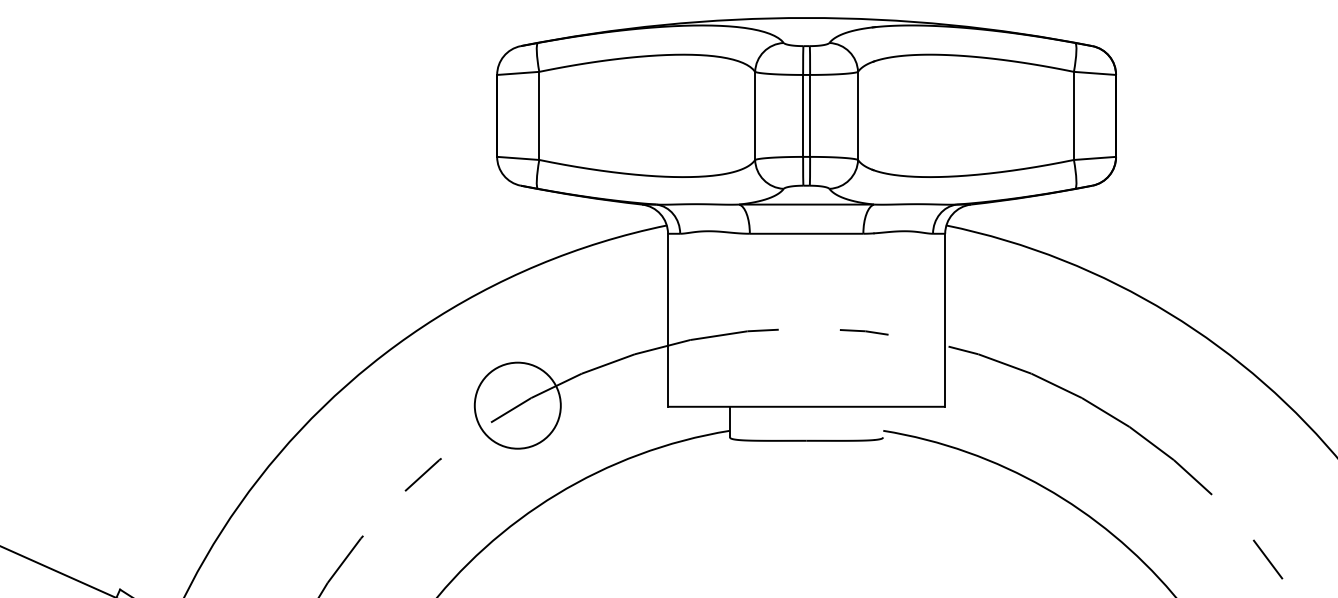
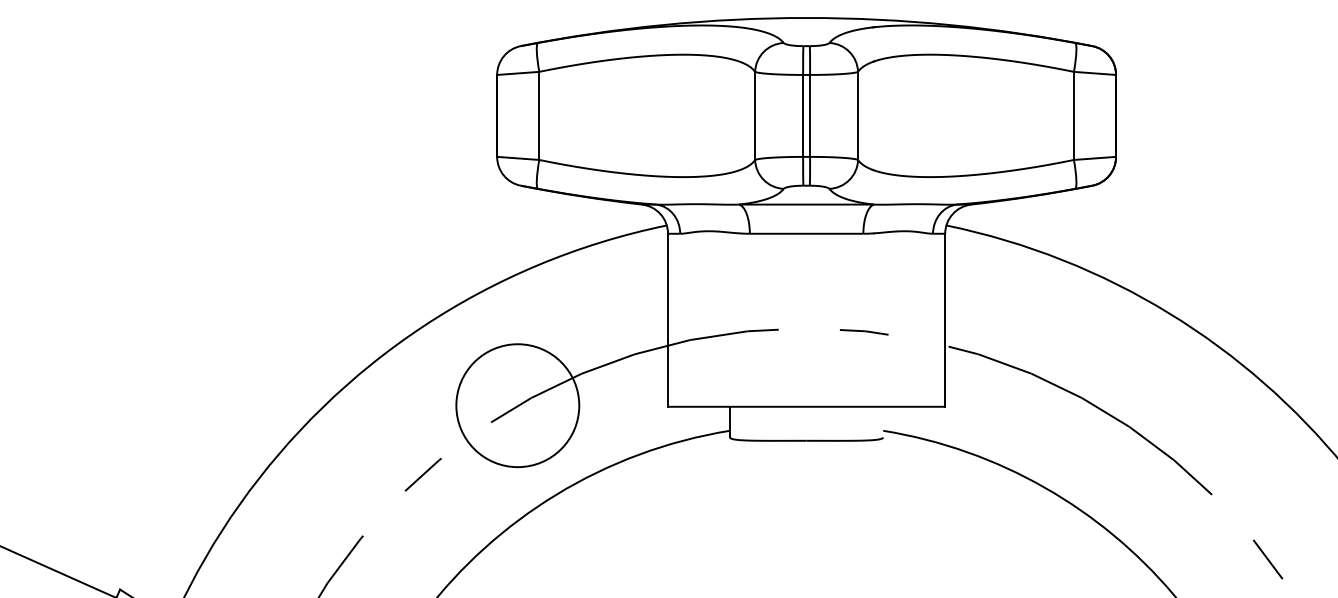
circle diameter: 86 px -> 123 px (517, 405)
